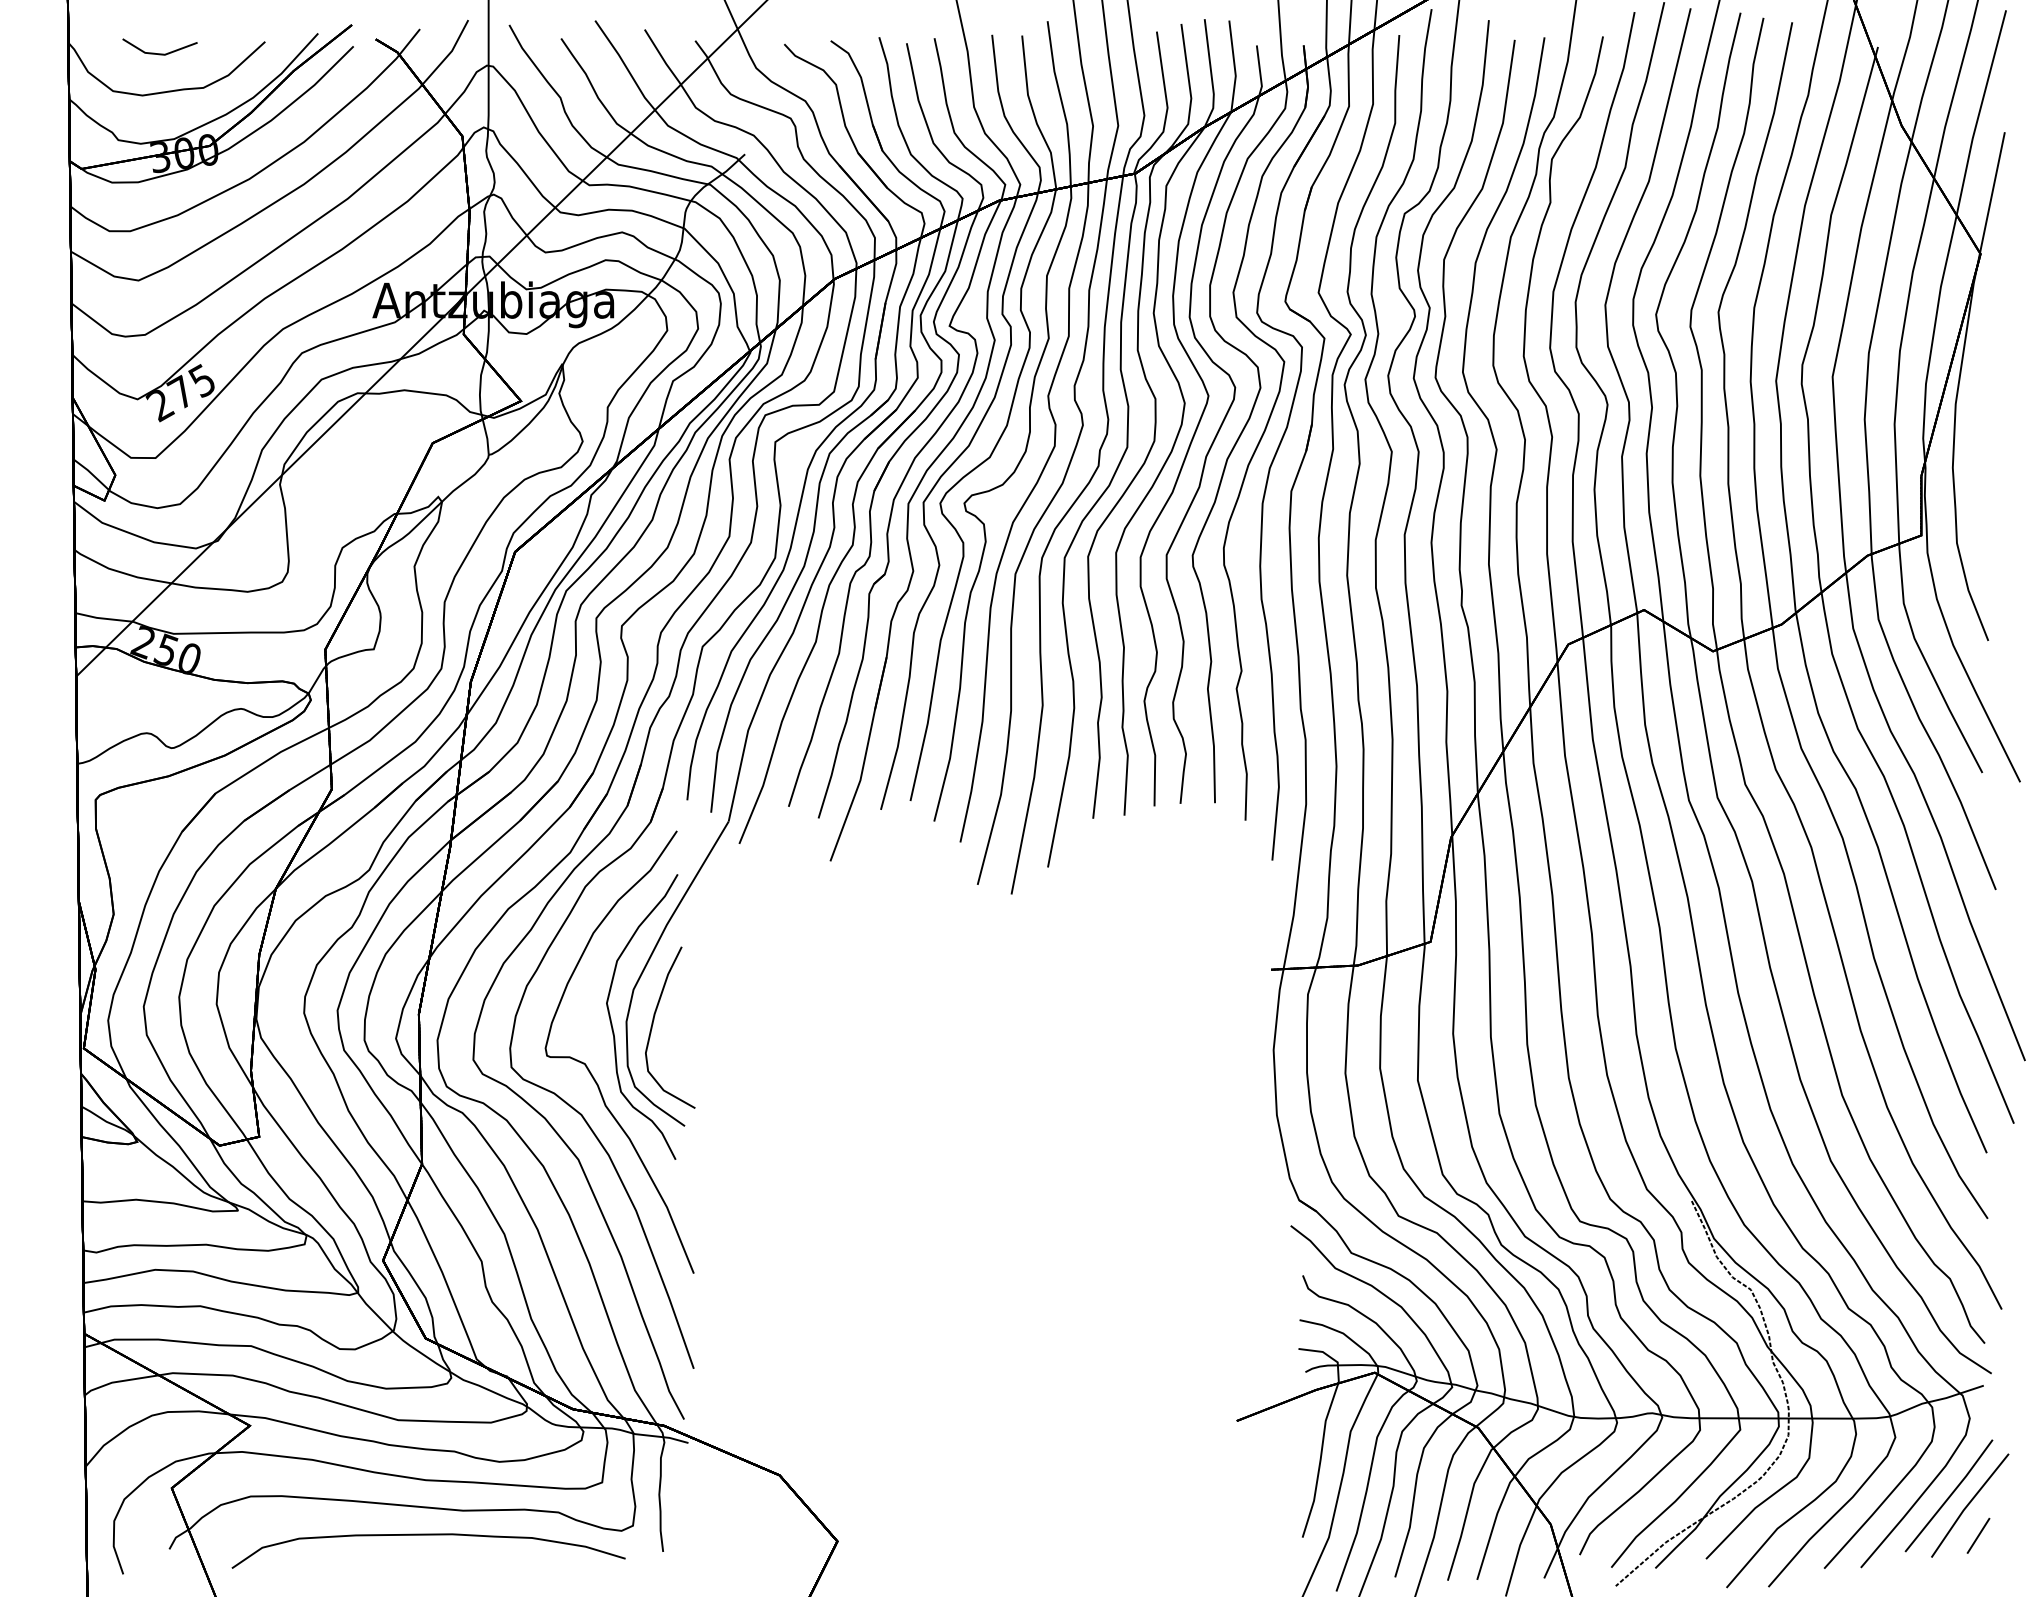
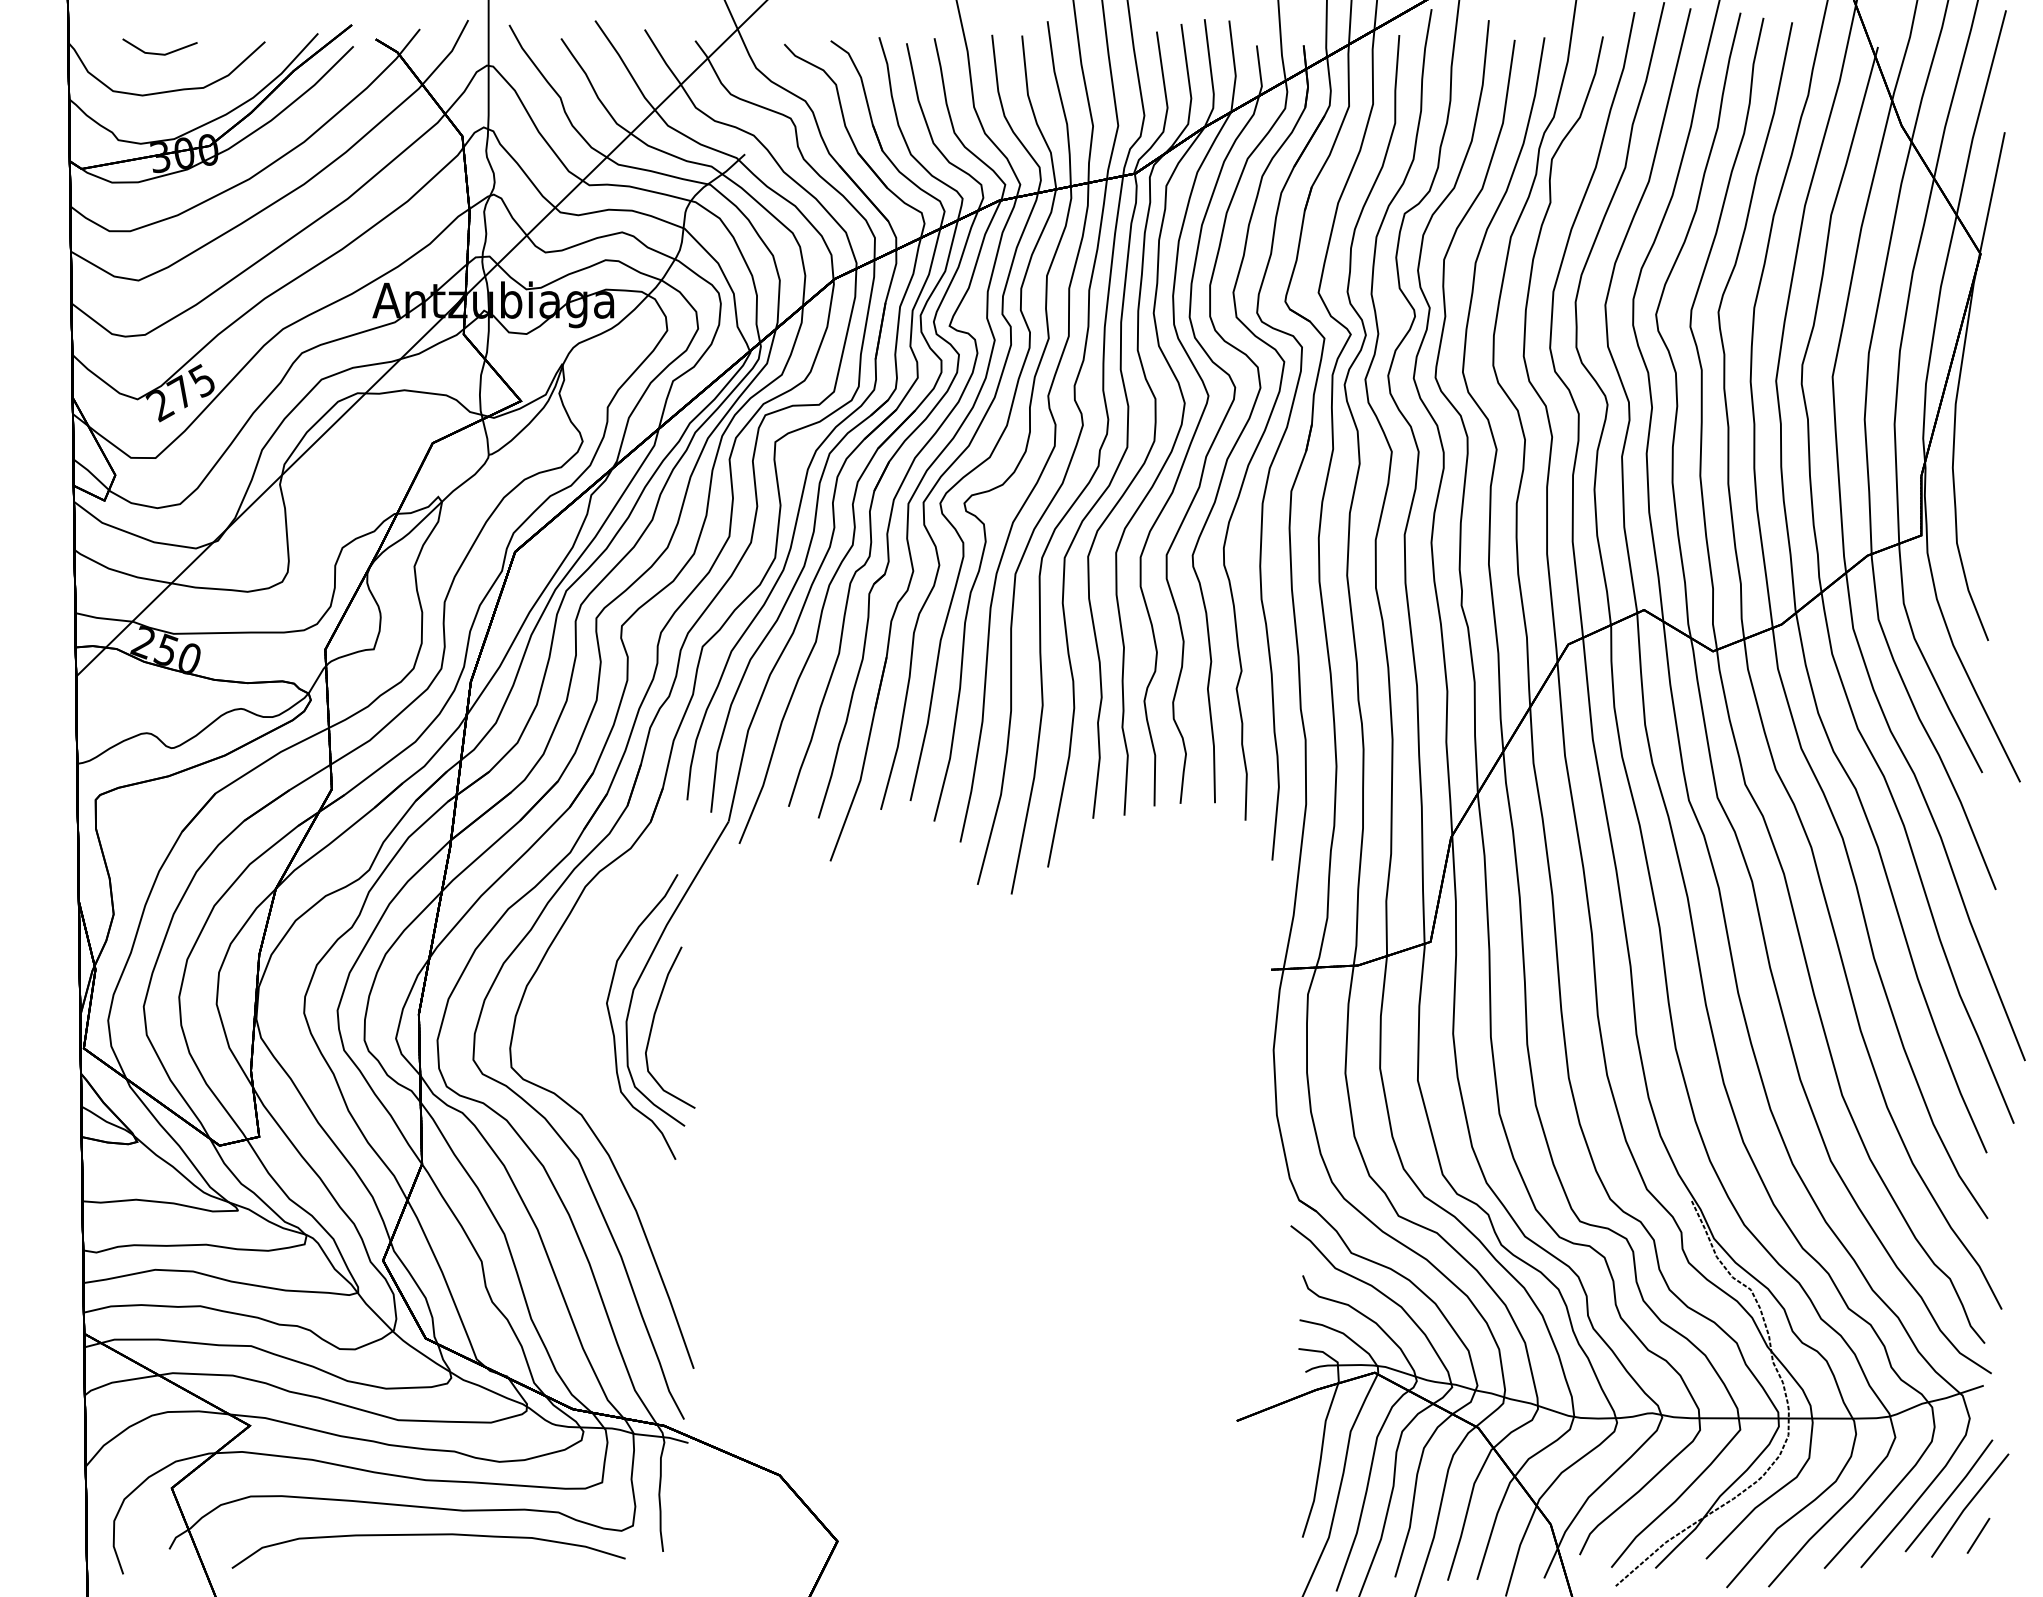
part: present -> none (588, 1067)
